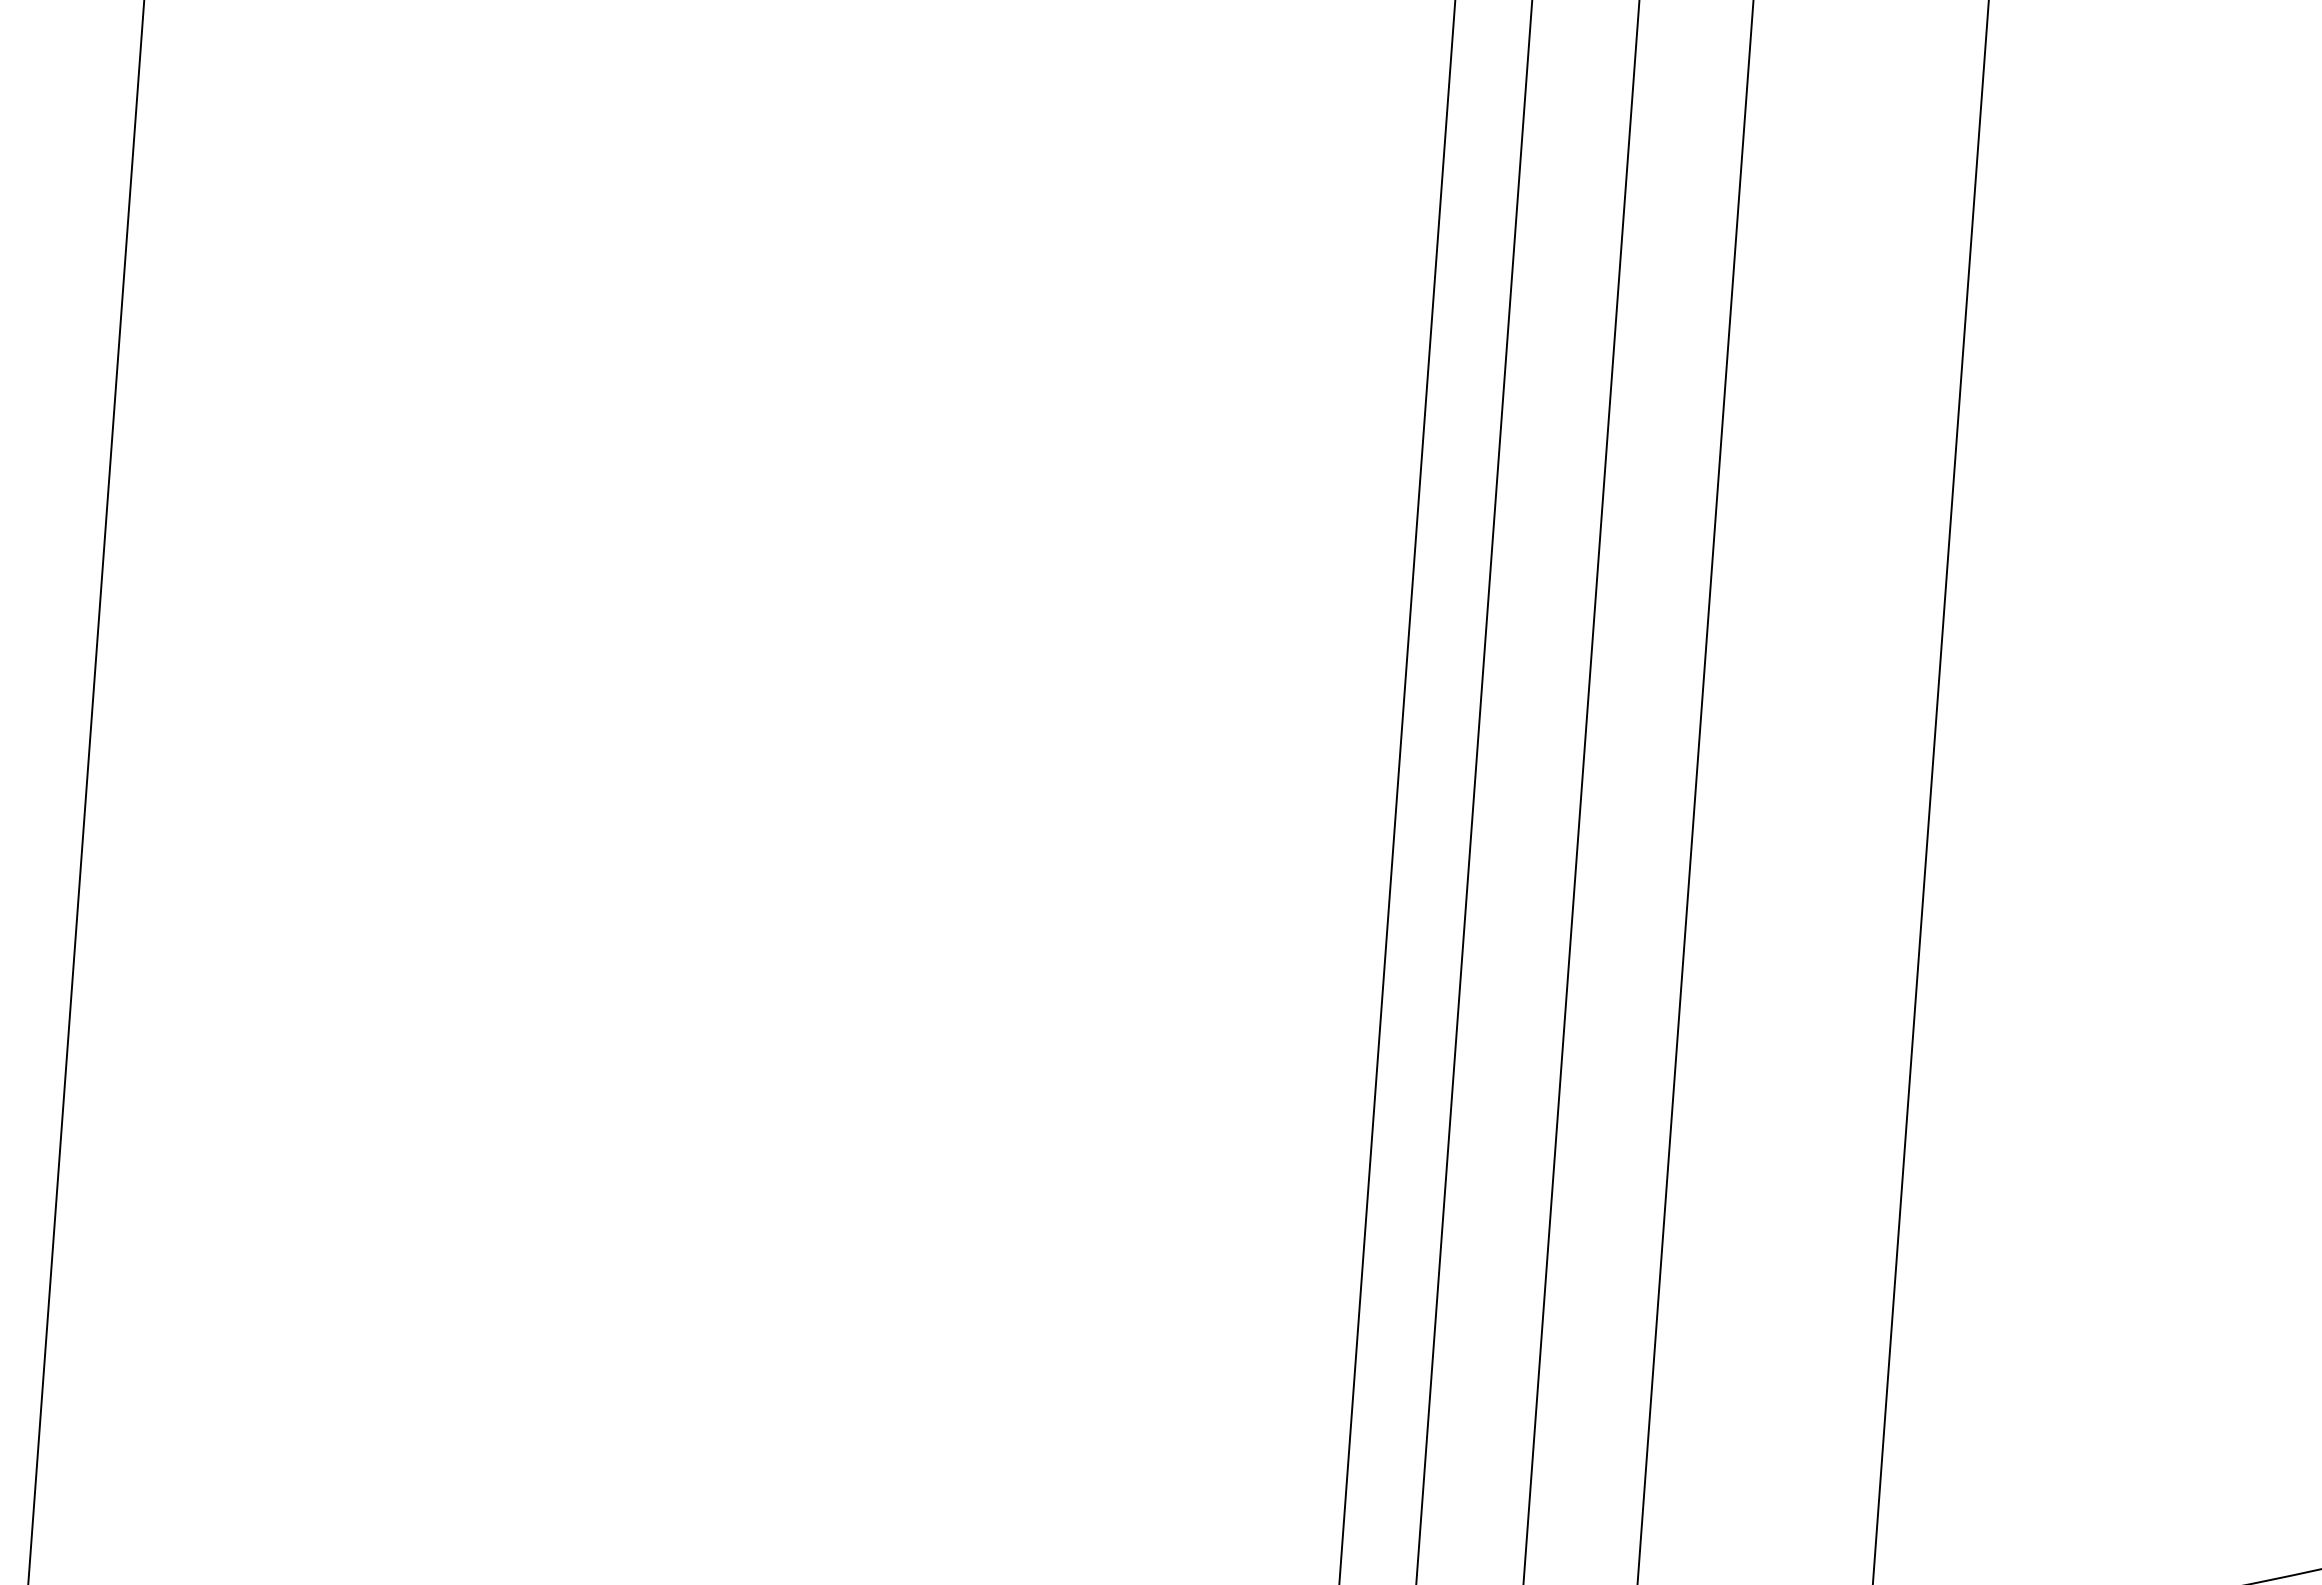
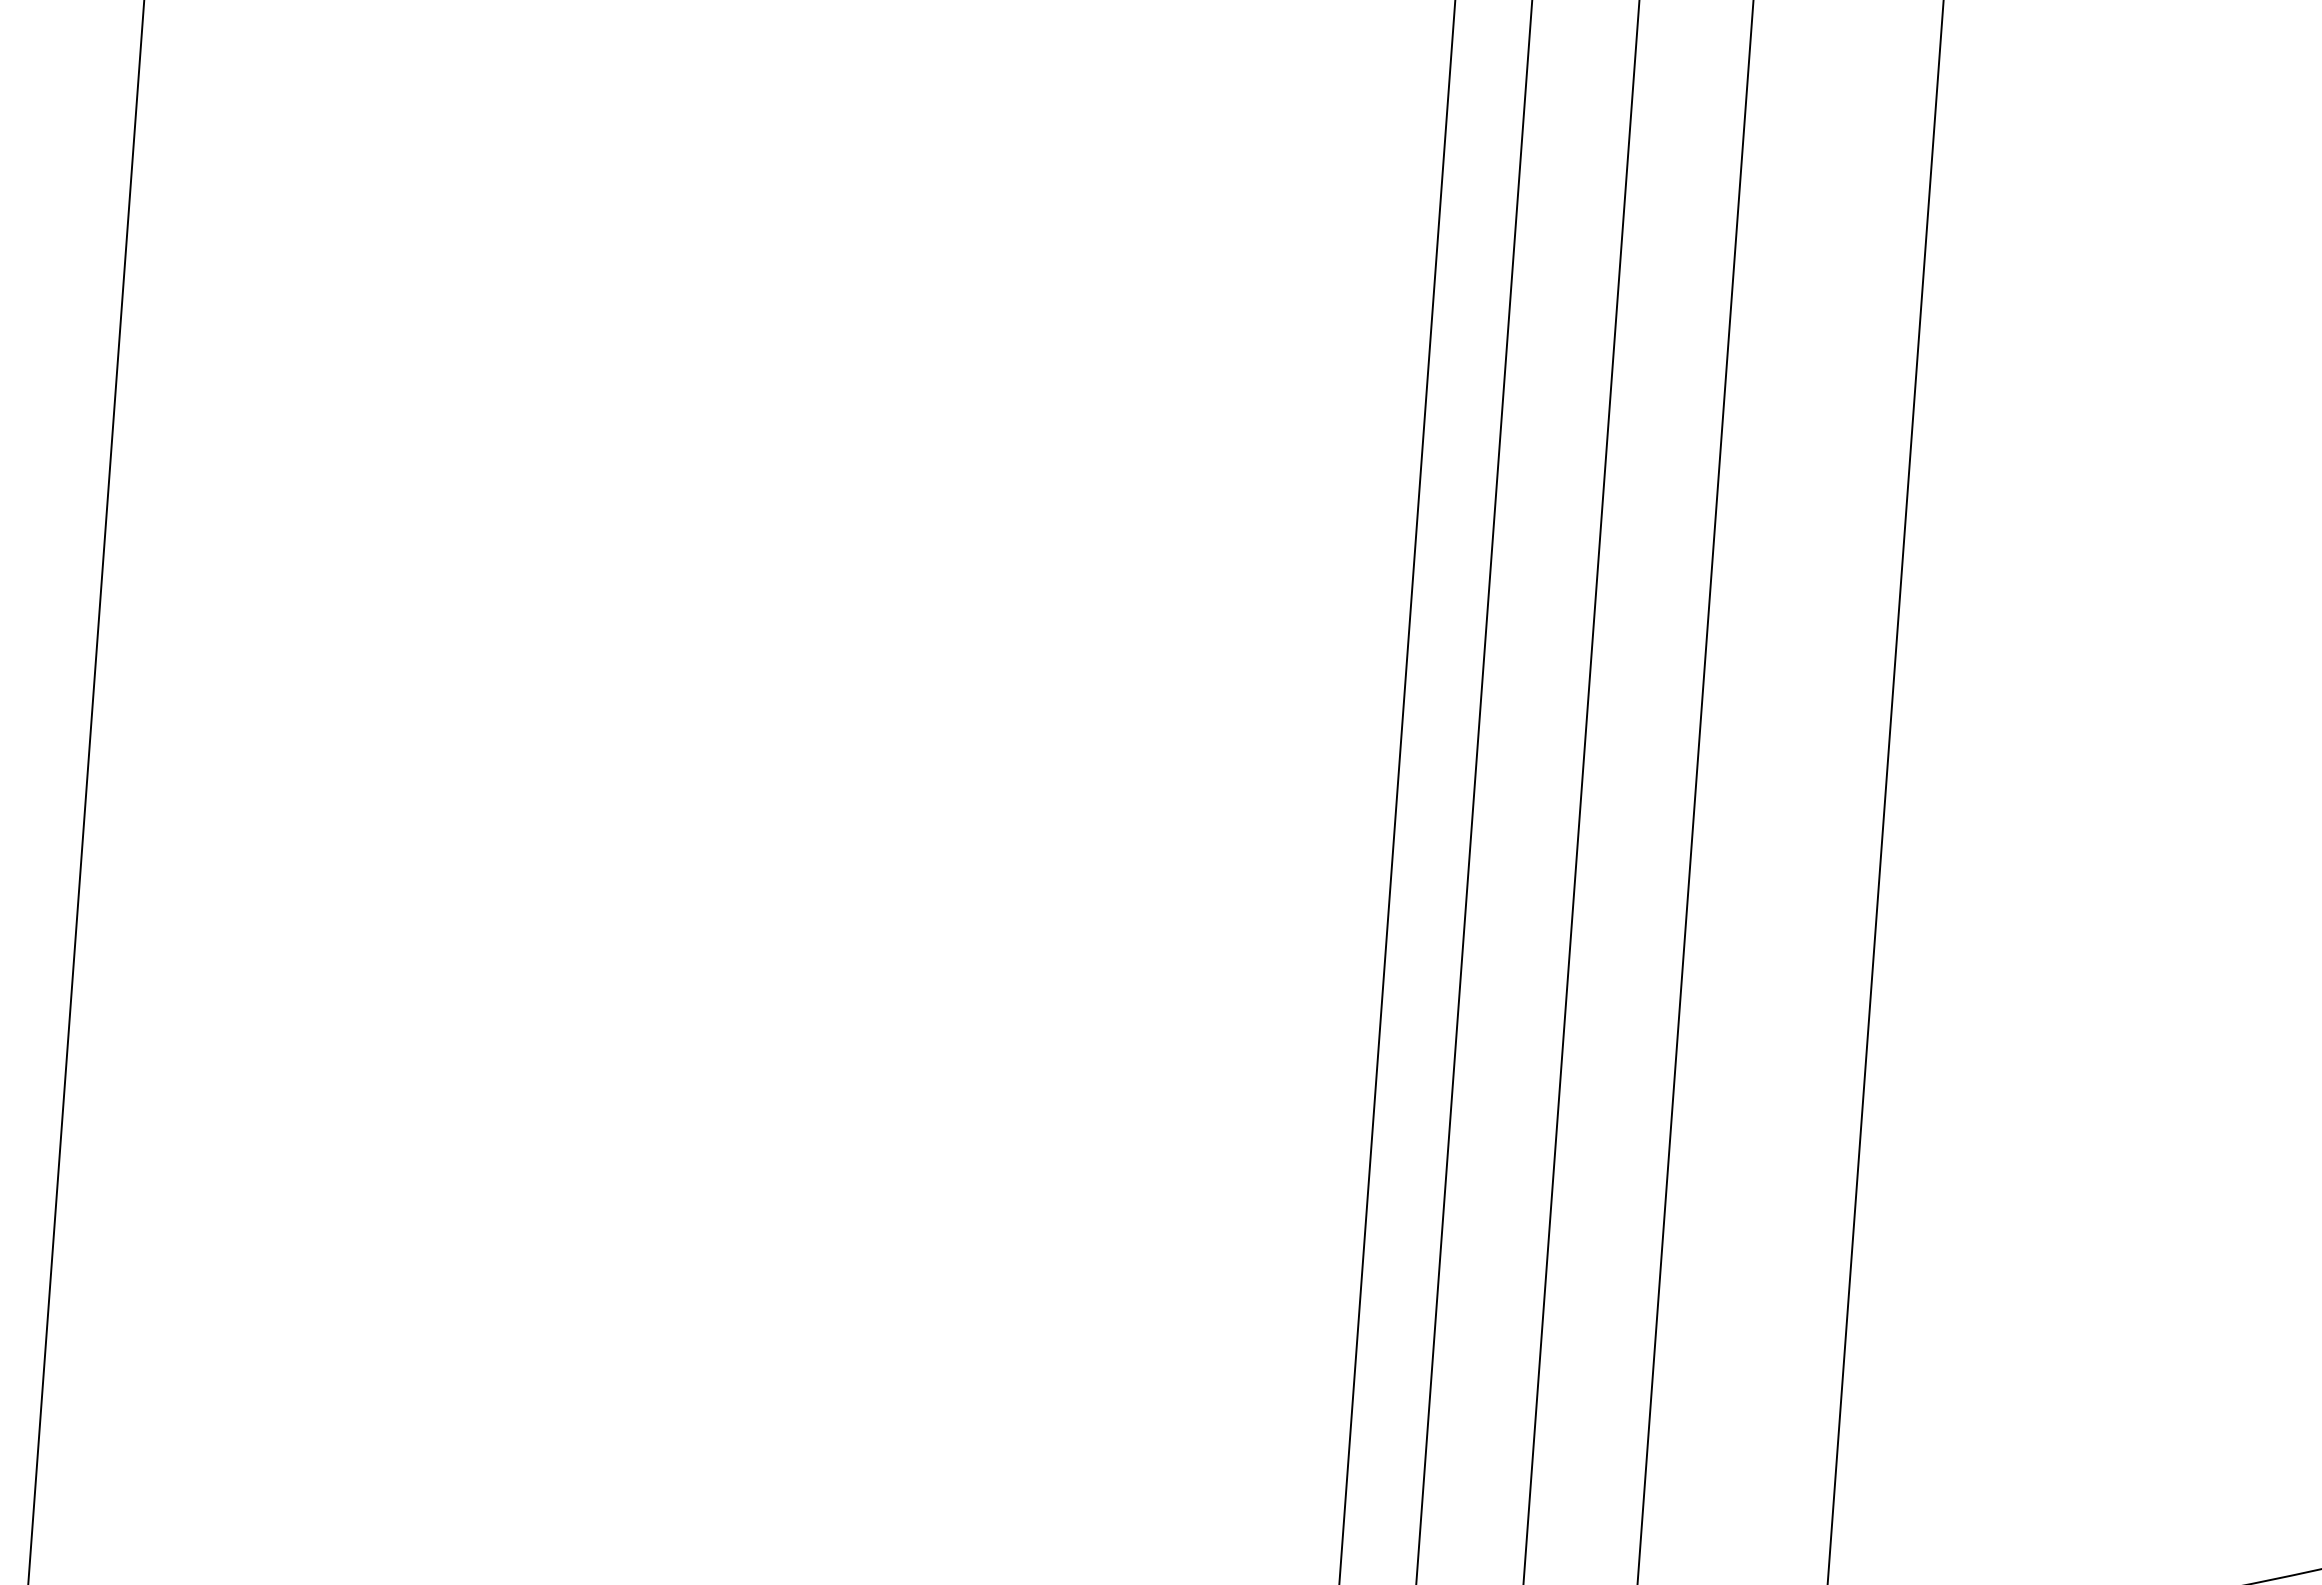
line position: (1930, 791) -> (1885, 791) (1885, 791)
